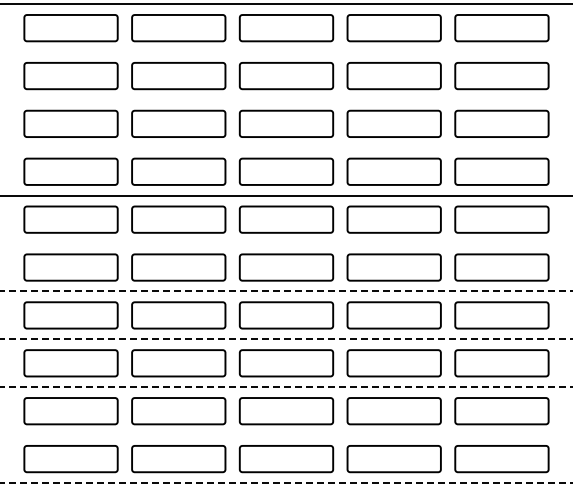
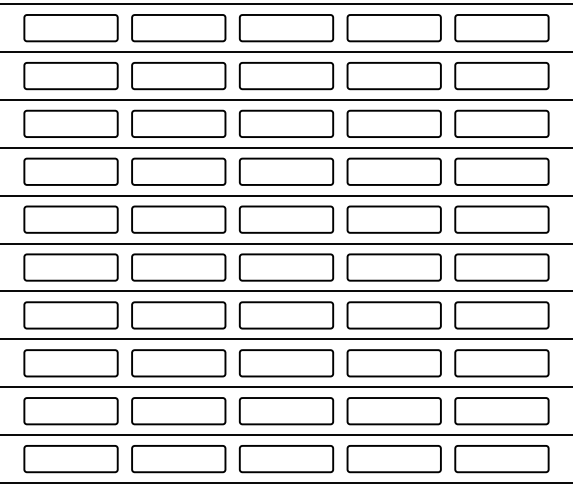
line: none -> present (285, 52)
line: none -> present (285, 99)
line: none -> present (285, 147)
line: none -> present (285, 243)
line: dashed -> solid (286, 291)
line: dashed -> solid (286, 339)
line: dashed -> solid (286, 387)
line: none -> present (285, 435)
line: dashed -> solid (286, 483)
